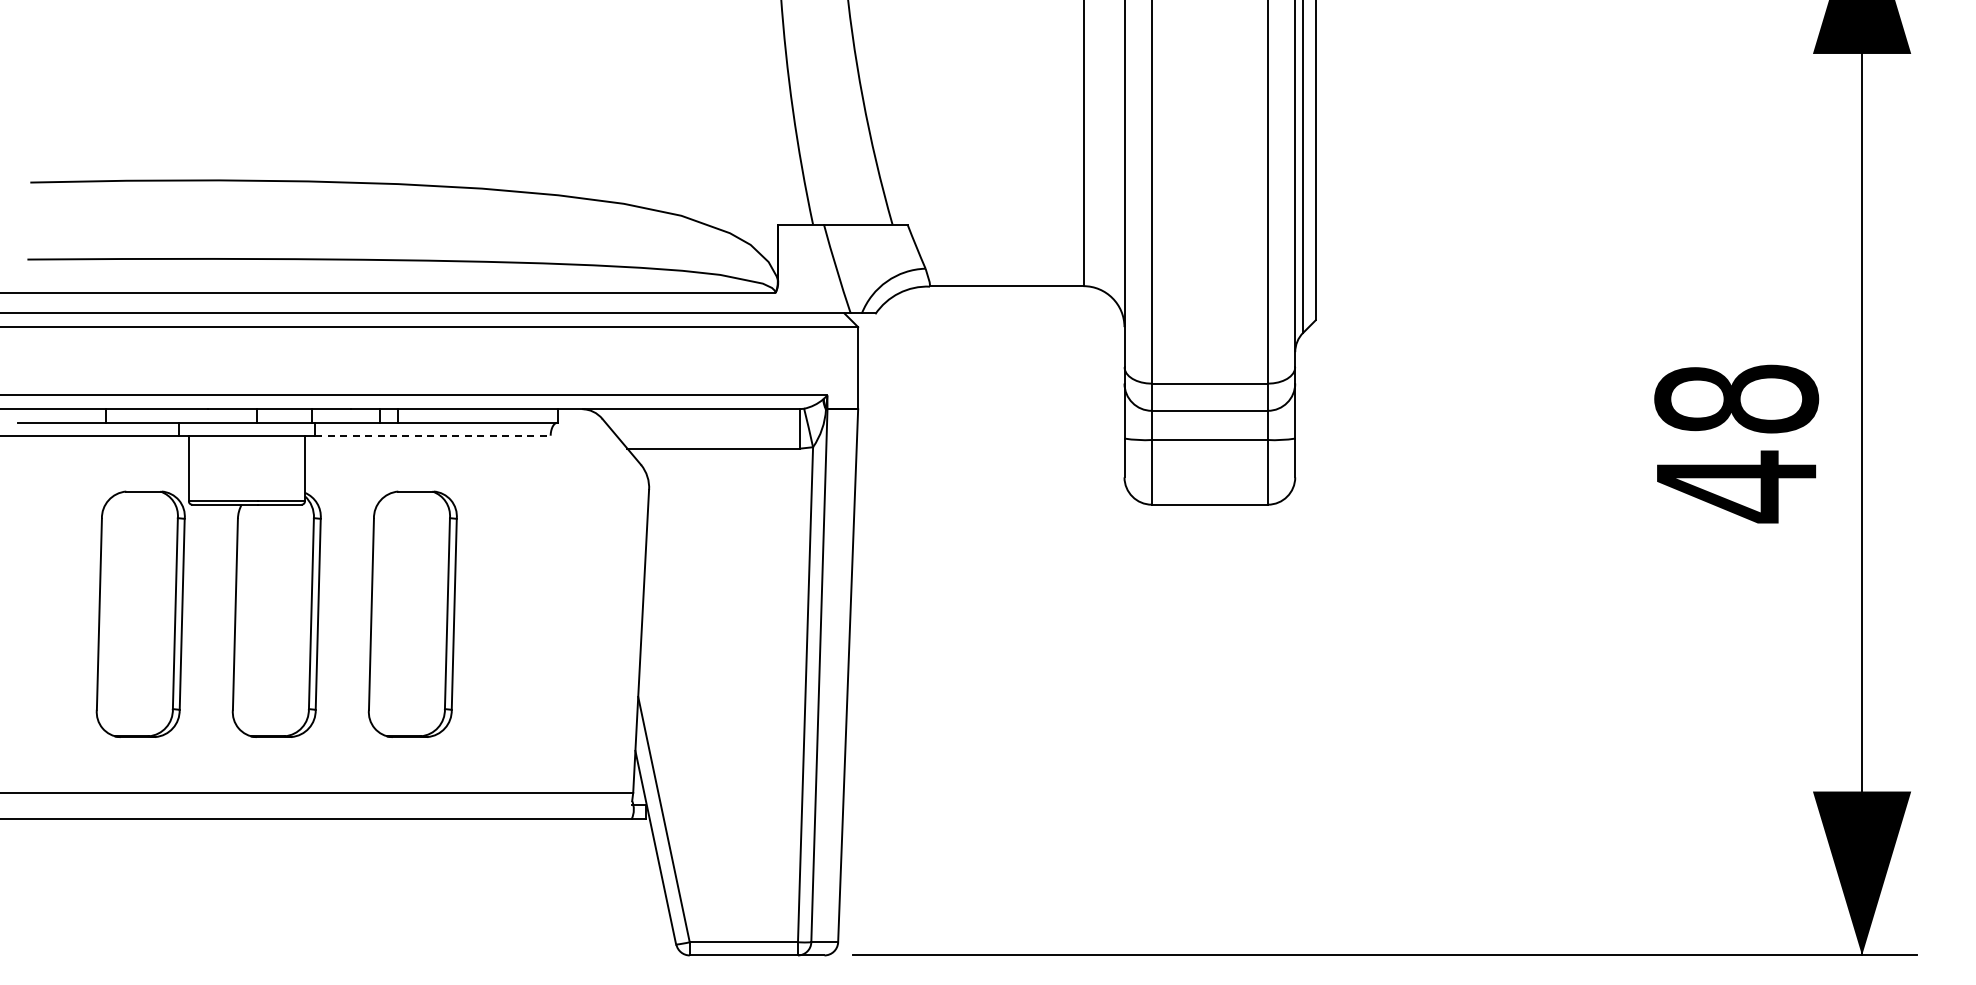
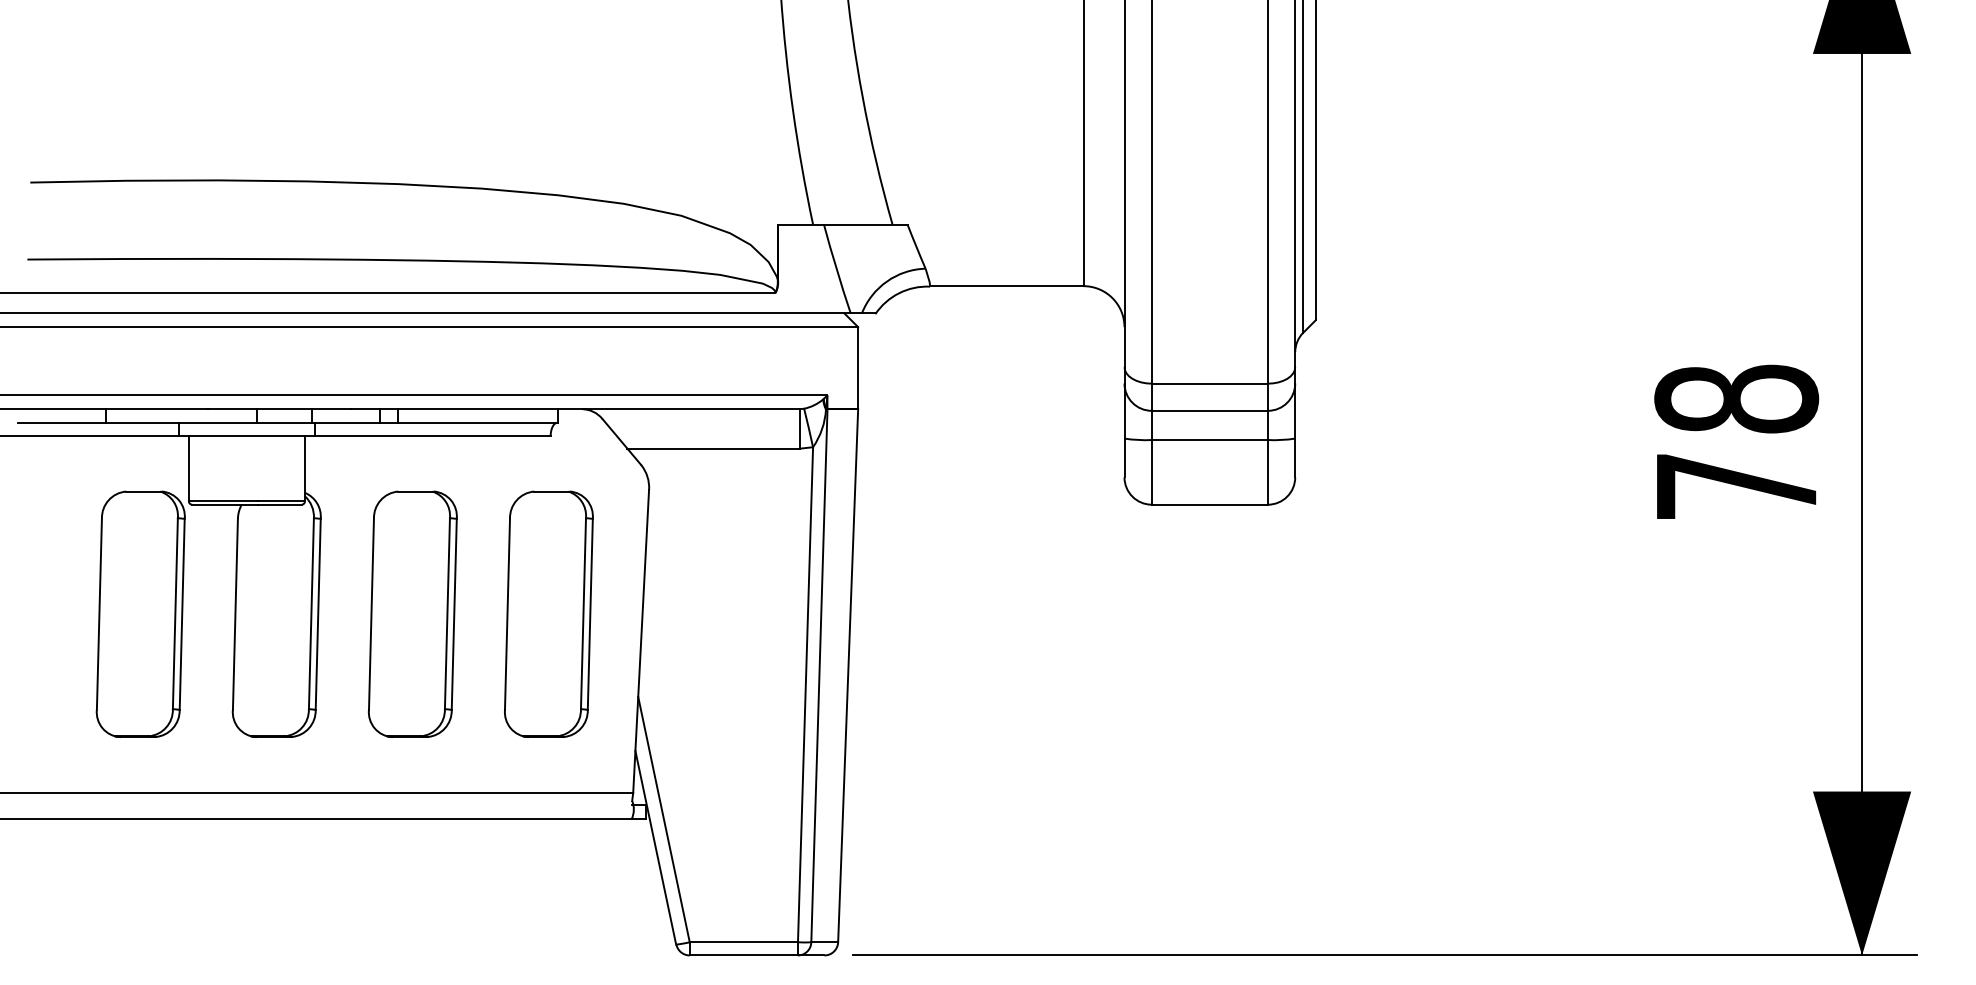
line: dashed -> solid (432, 435)
text: 48 -> 78 (1736, 486)
part: none -> present (548, 613)
